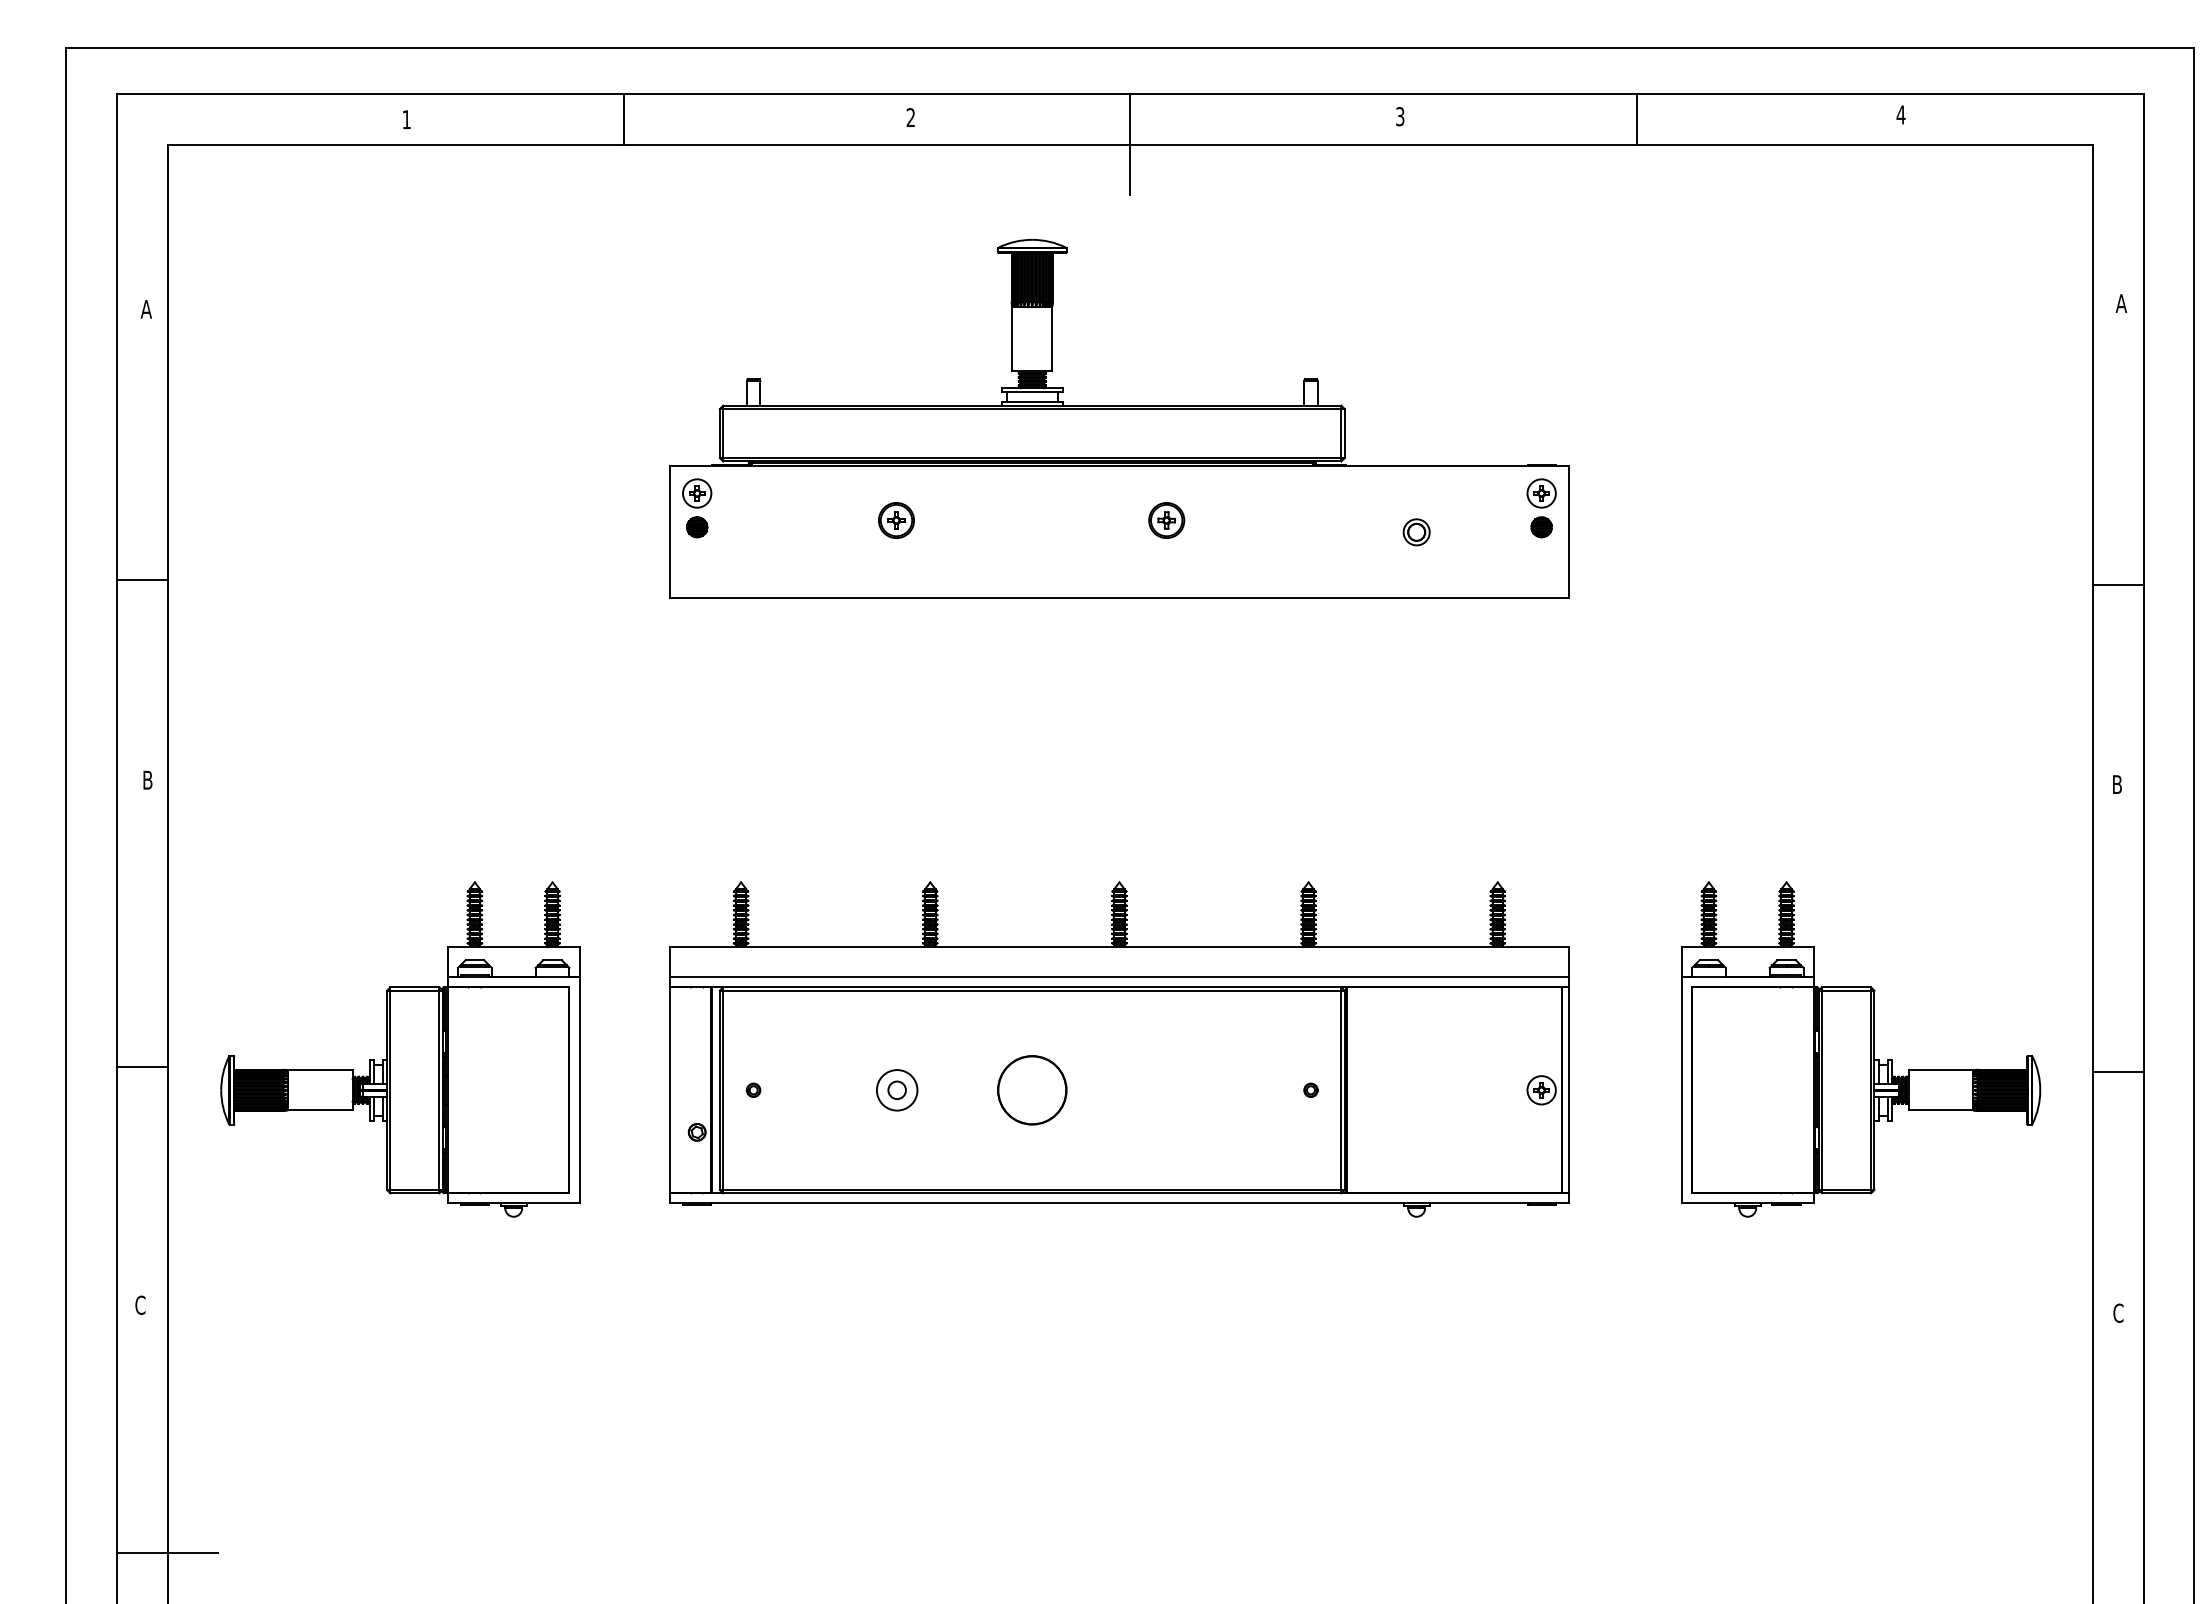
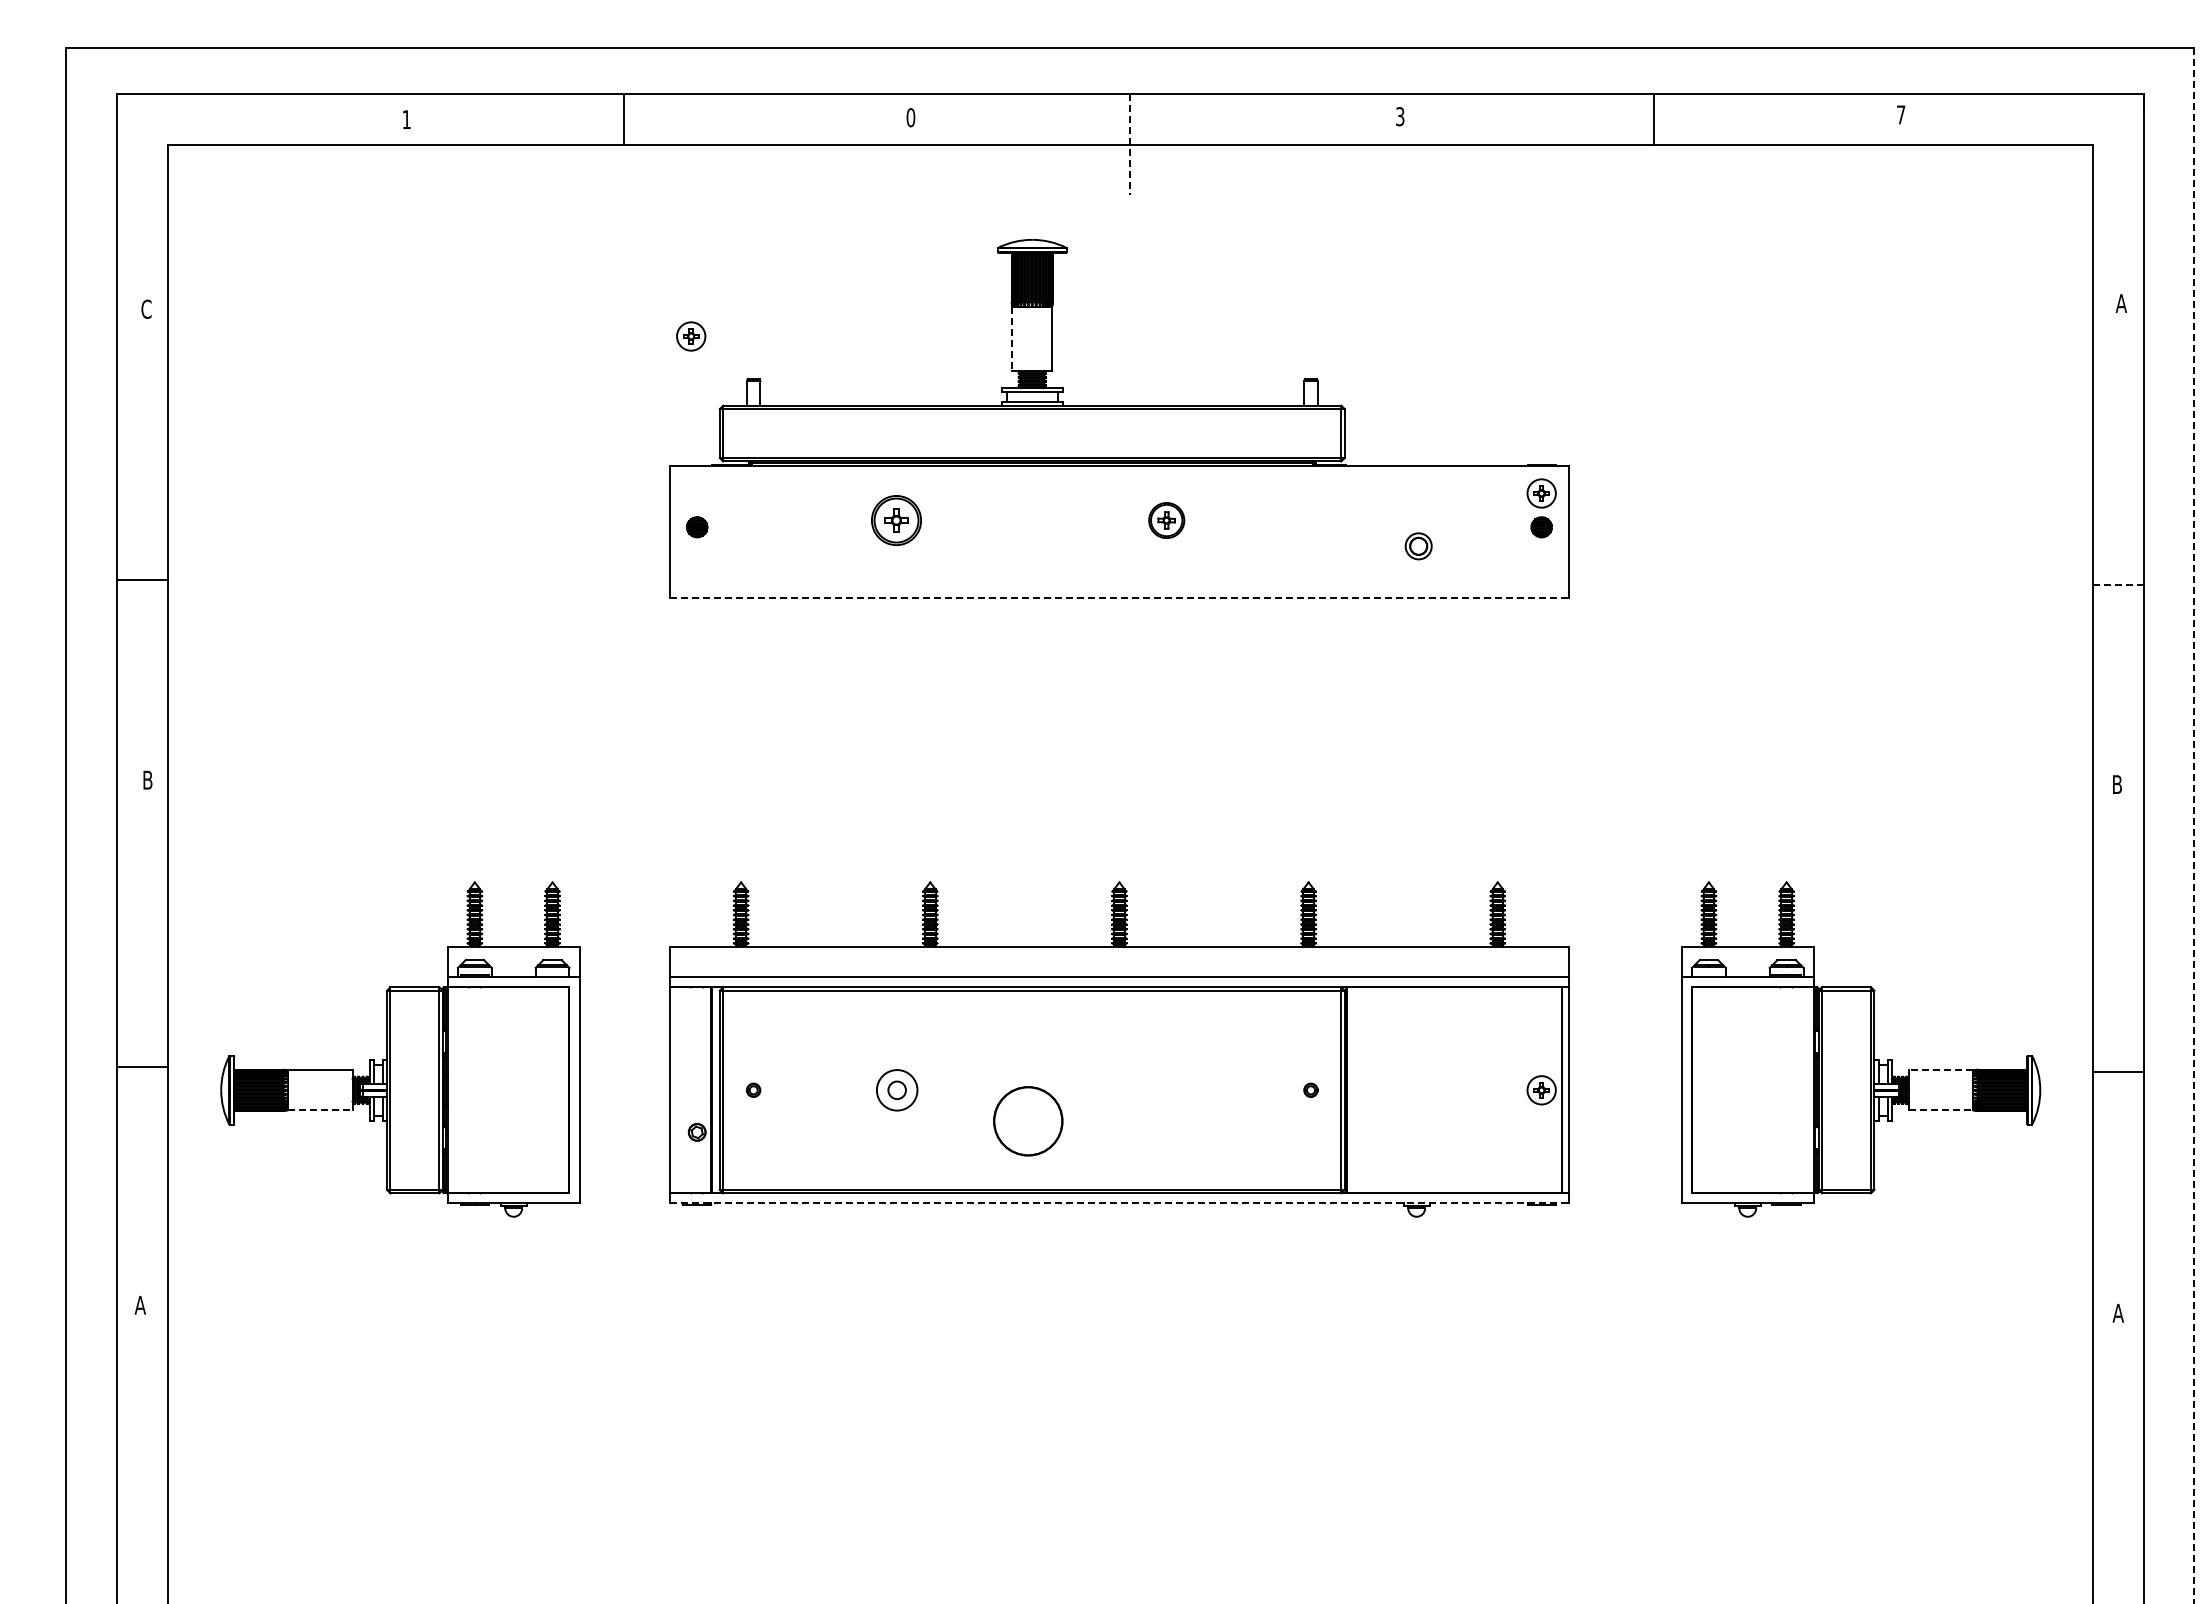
text: 4 -> 7 (1900, 114)
text: 2 -> 0 (910, 117)
line position: (1637, 118) -> (1654, 118) (1654, 118)
line: solid -> dashed (1130, 144)
text: A -> C (145, 308)
line: solid -> dashed (1012, 339)
part position: (697, 493) -> (691, 336) (691, 336)
part size: 37x37 px -> 51x51 px (896, 520)
part position: (1416, 532) -> (1418, 546) (1418, 546)
line: solid -> dashed (2118, 585)
line: solid -> dashed (1119, 598)
line: solid -> dashed (2194, 826)
line: solid -> dashed (1940, 1070)
circle position: (1032, 1090) -> (1028, 1121) (1028, 1121)
line: solid -> dashed (321, 1110)
line: solid -> dashed (1941, 1110)
line: solid -> dashed (1119, 1203)
text: C -> A (139, 1304)
text: C -> A (2117, 1312)
line: present -> none (167, 1553)
